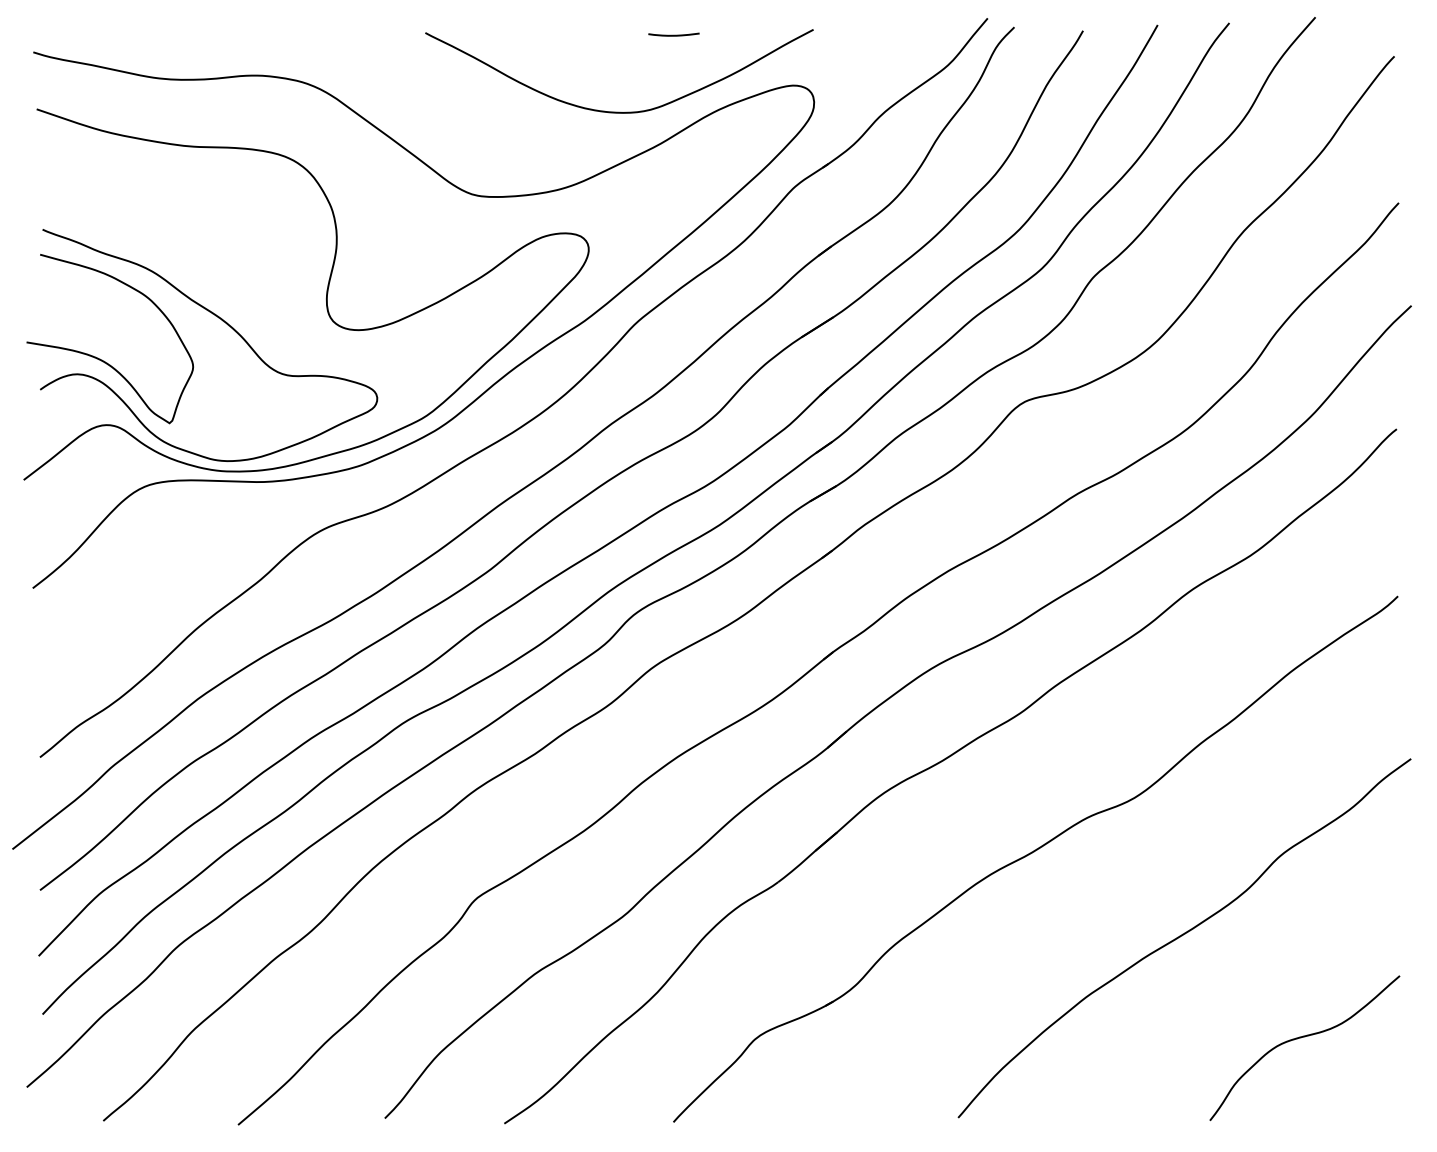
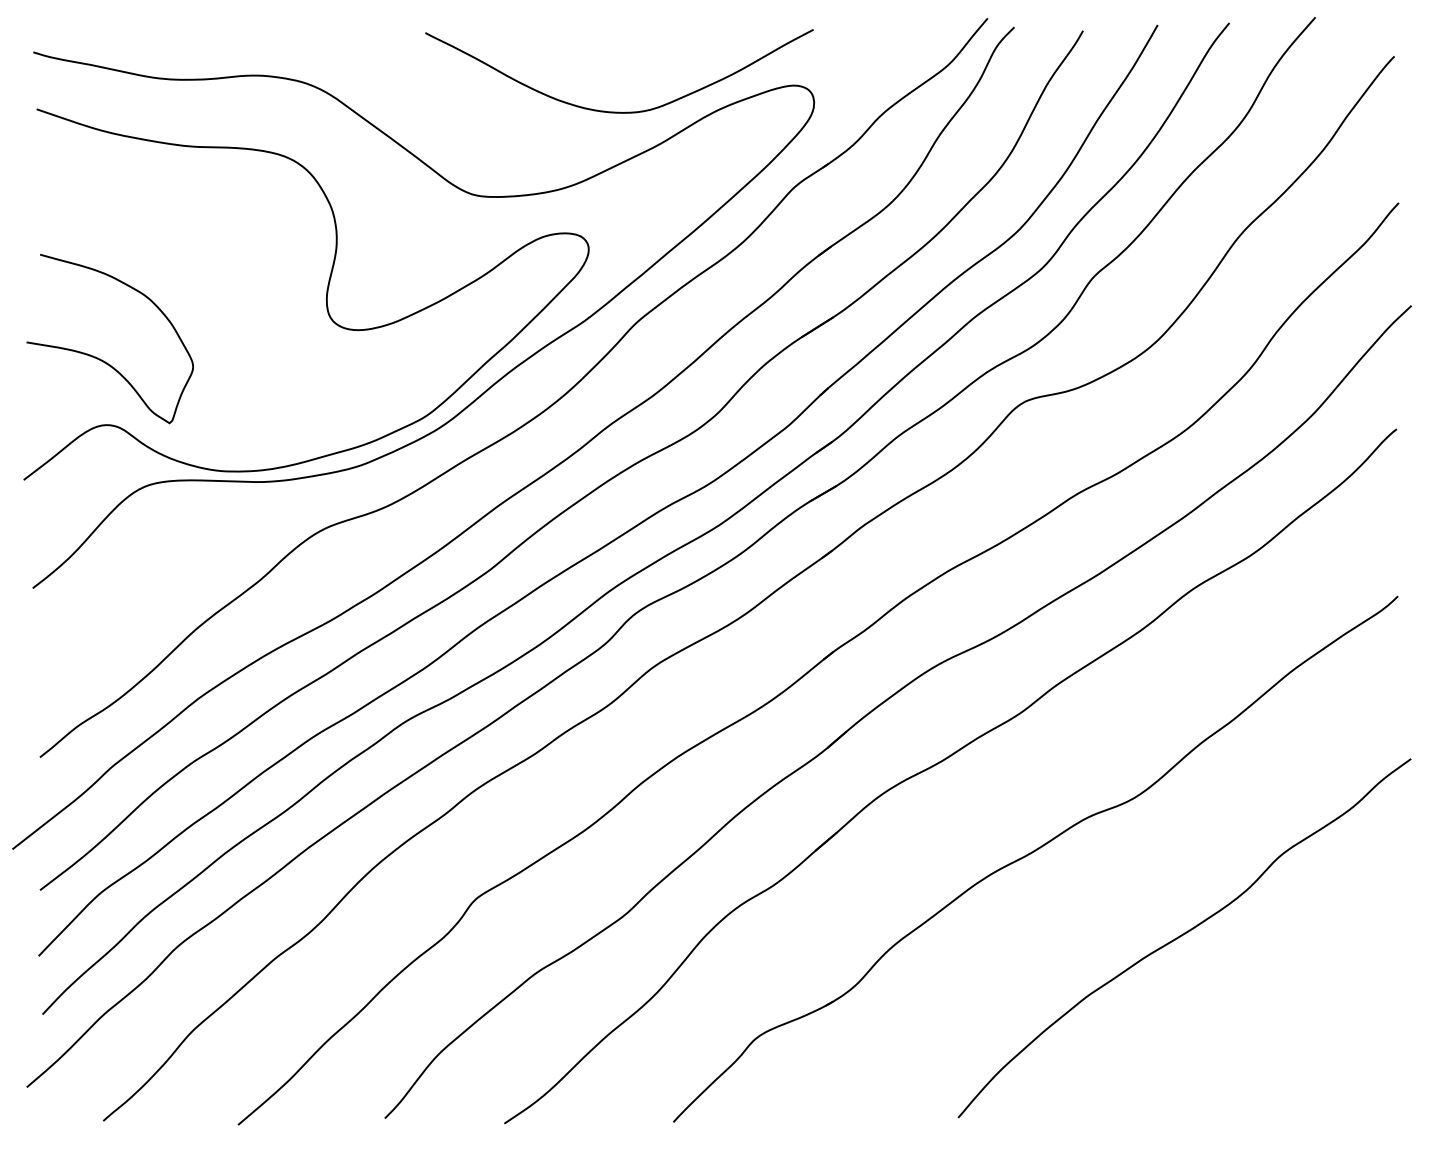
curve: present -> none (673, 34)
curve: present -> none (227, 325)
curve: present -> none (1301, 1038)
